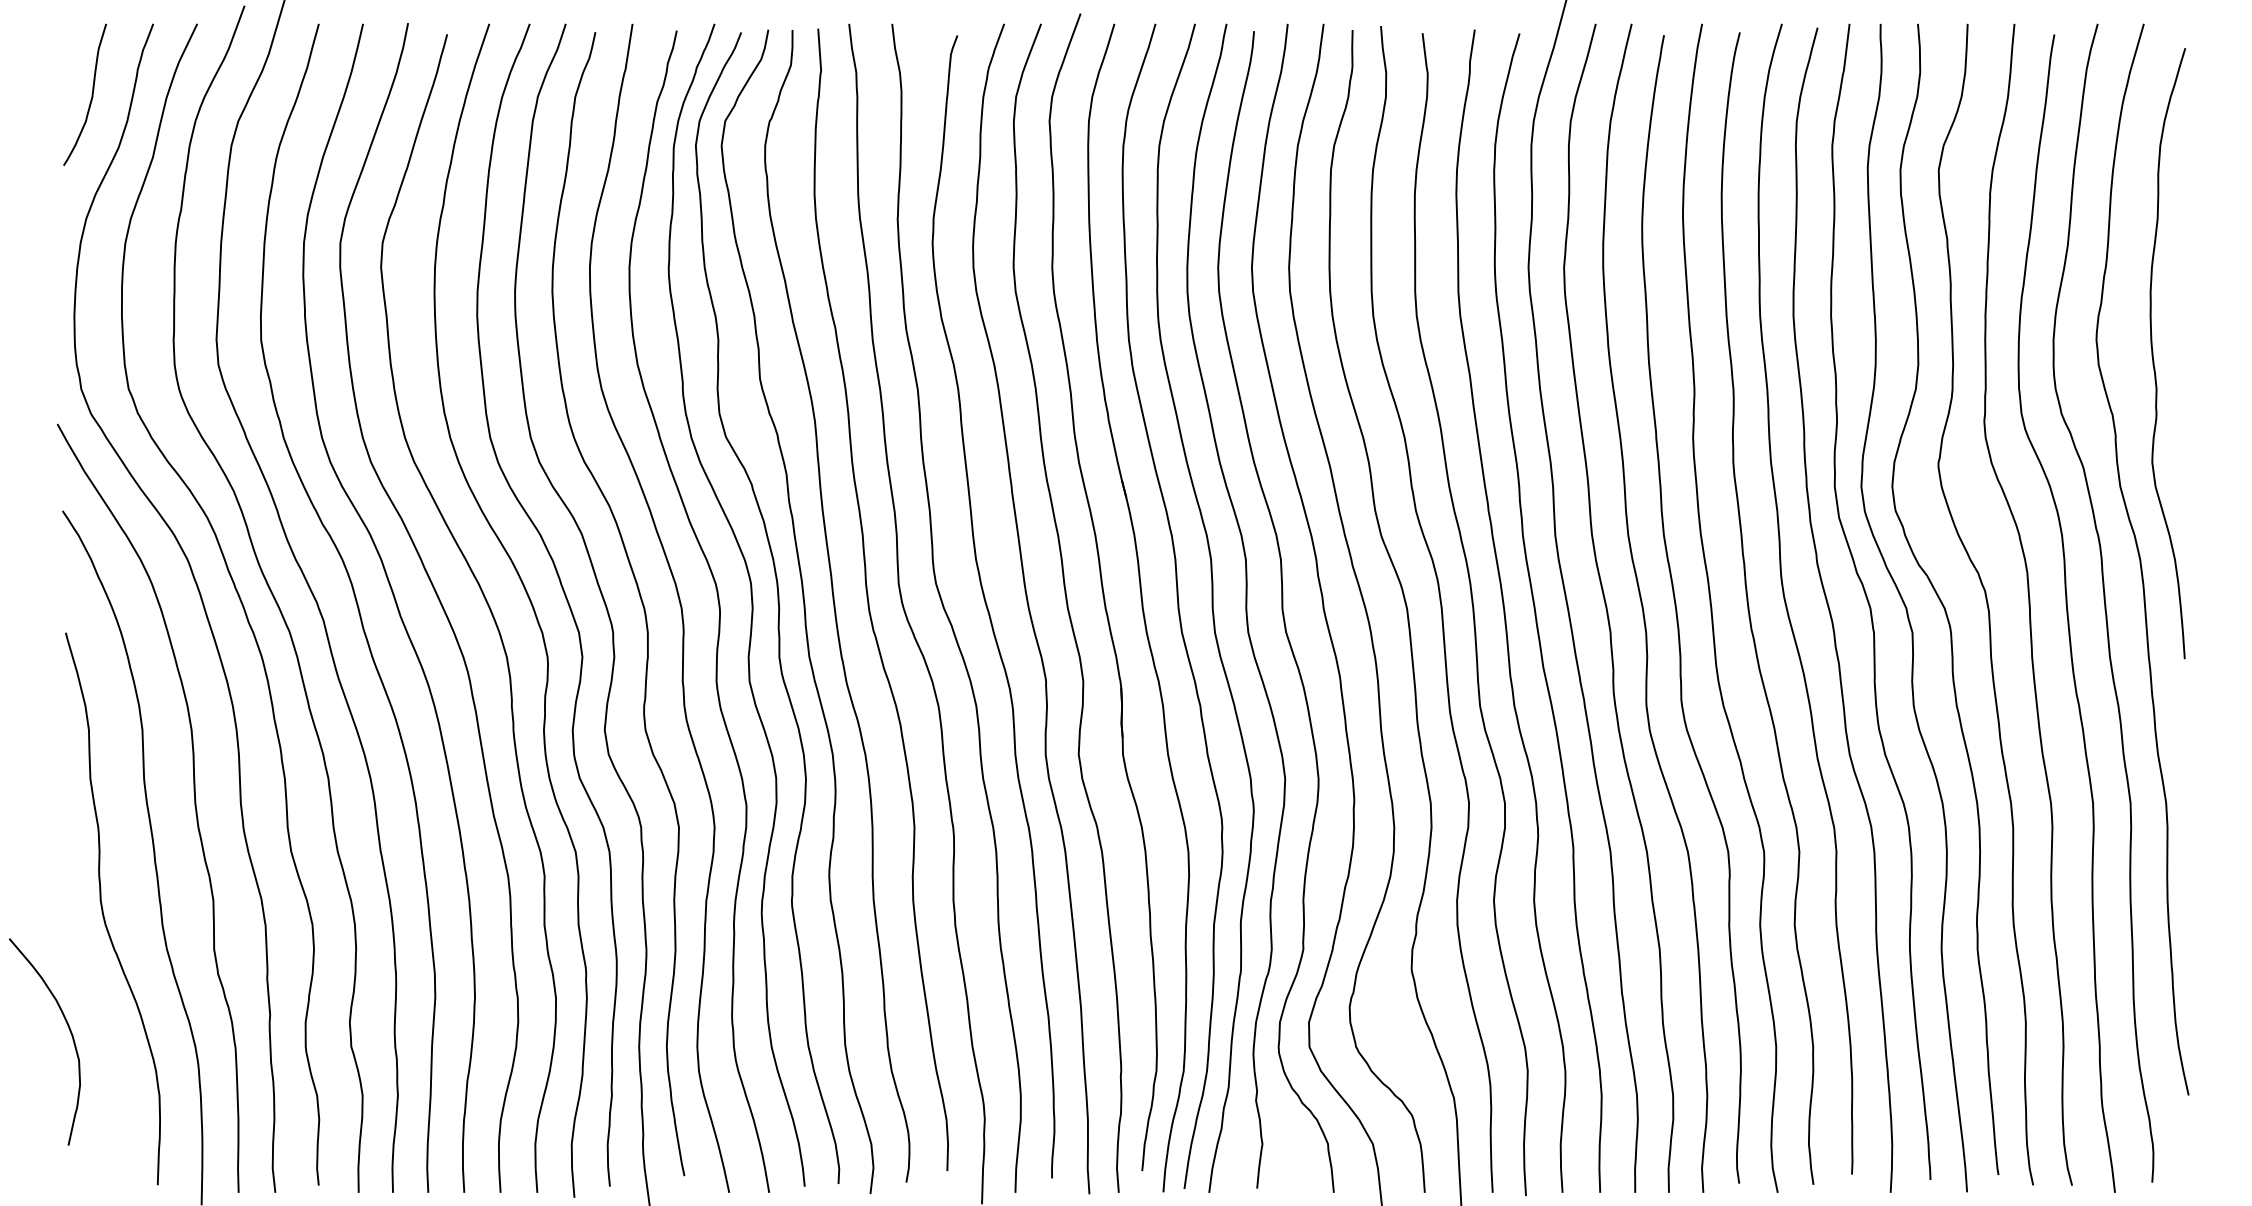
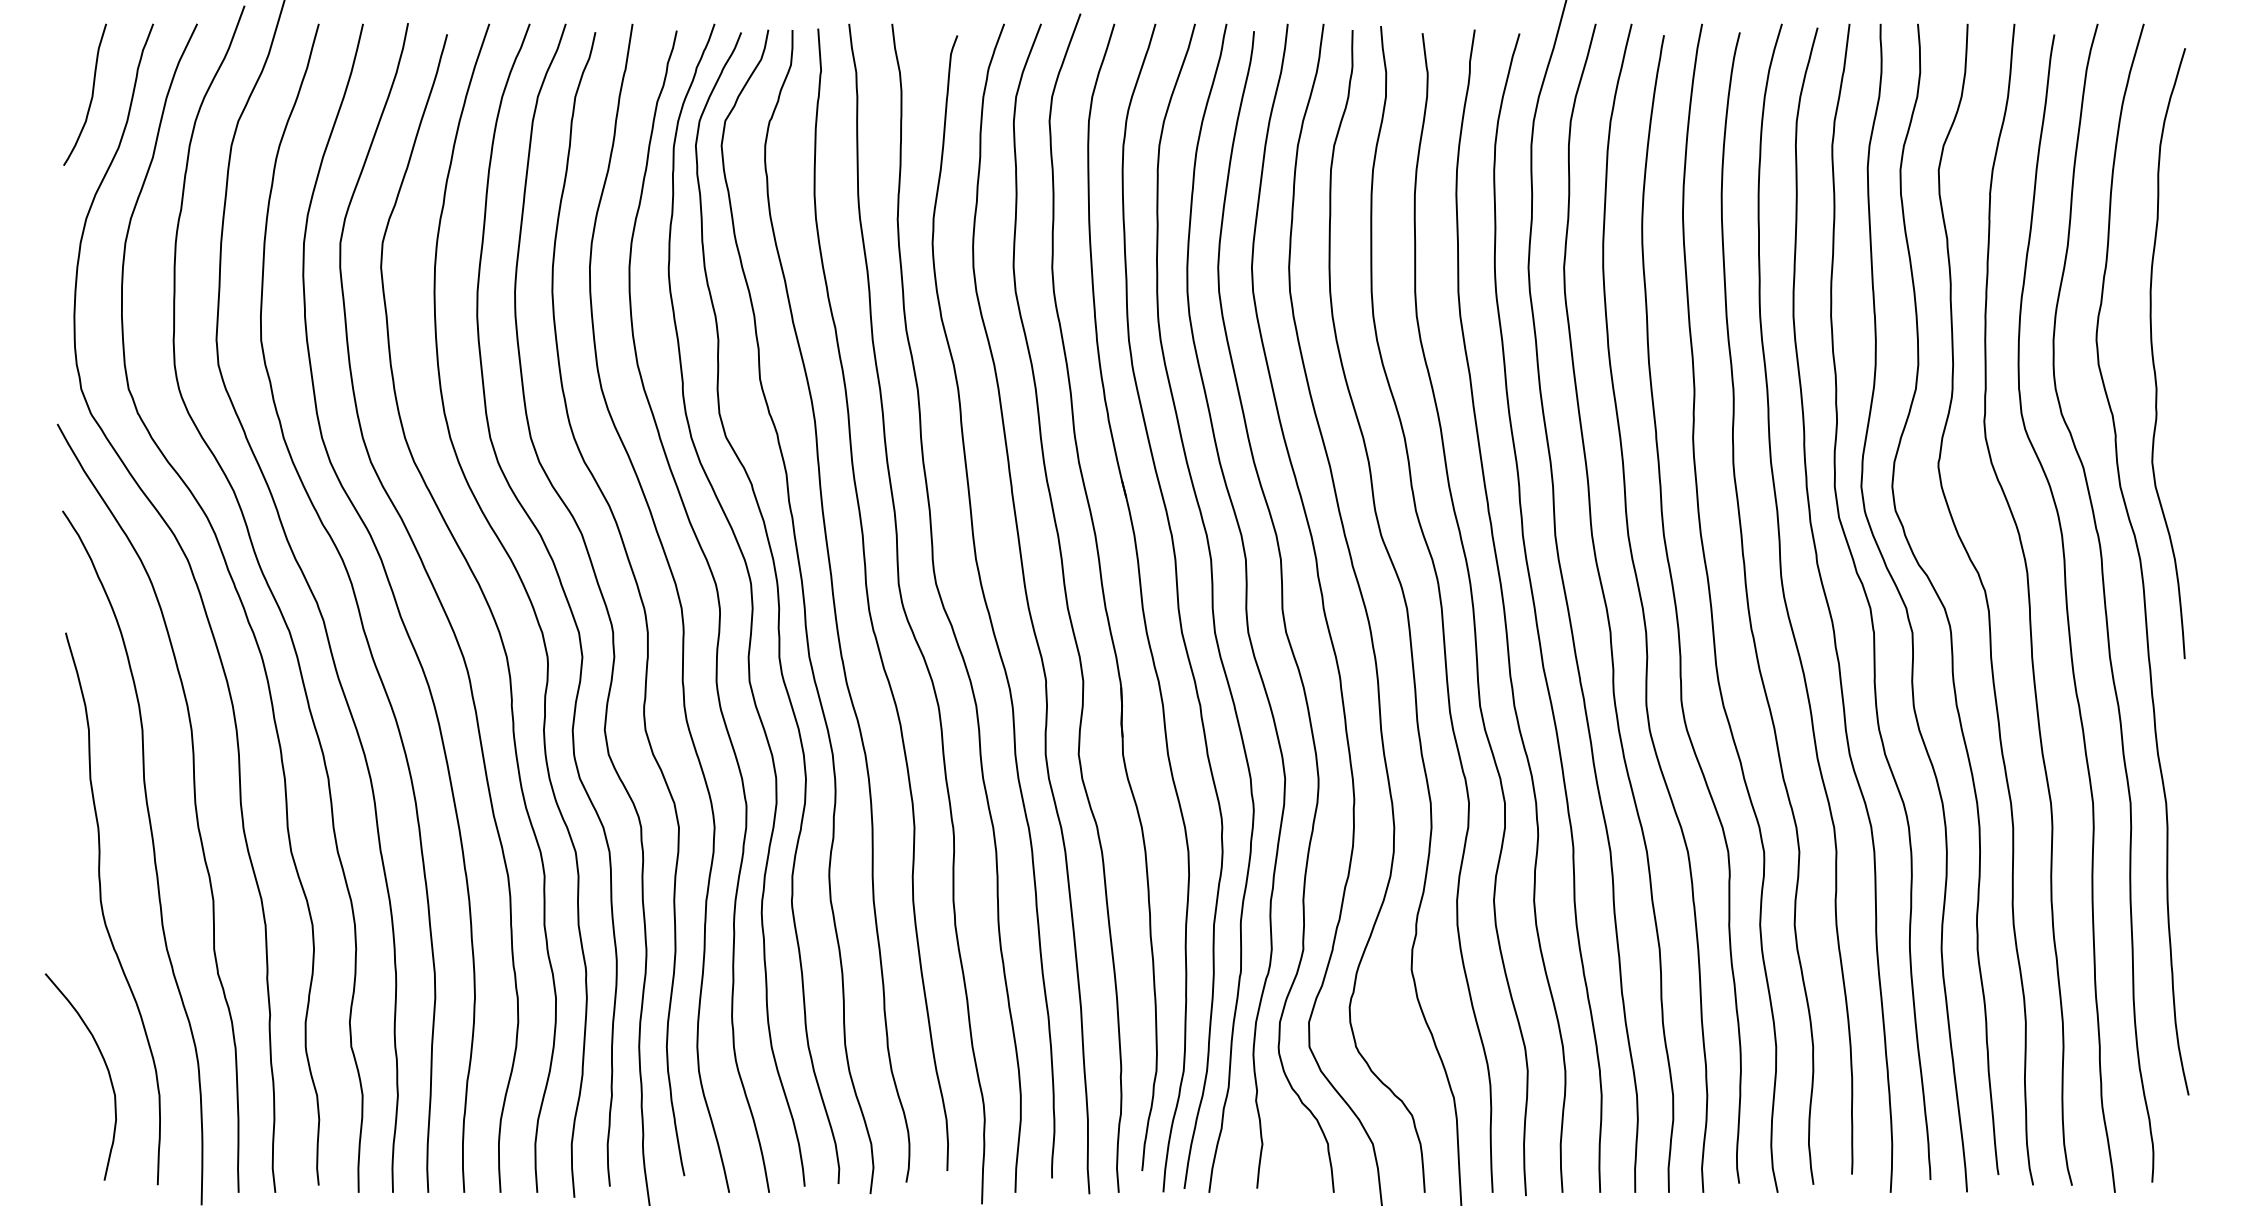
curve position: (69, 1031) -> (105, 1066) (105, 1066)
